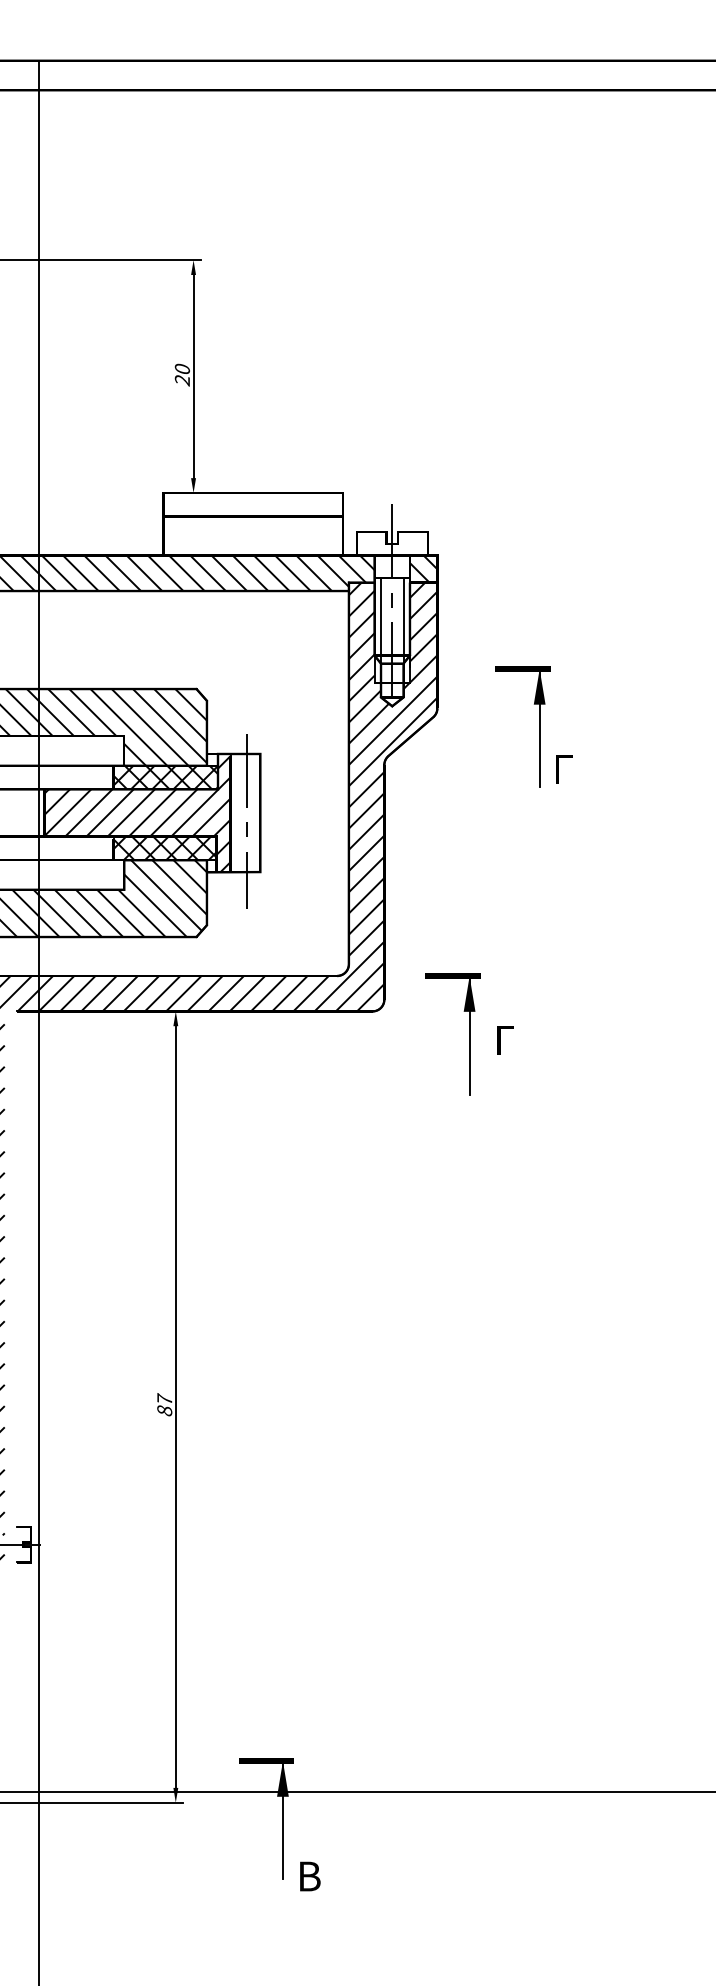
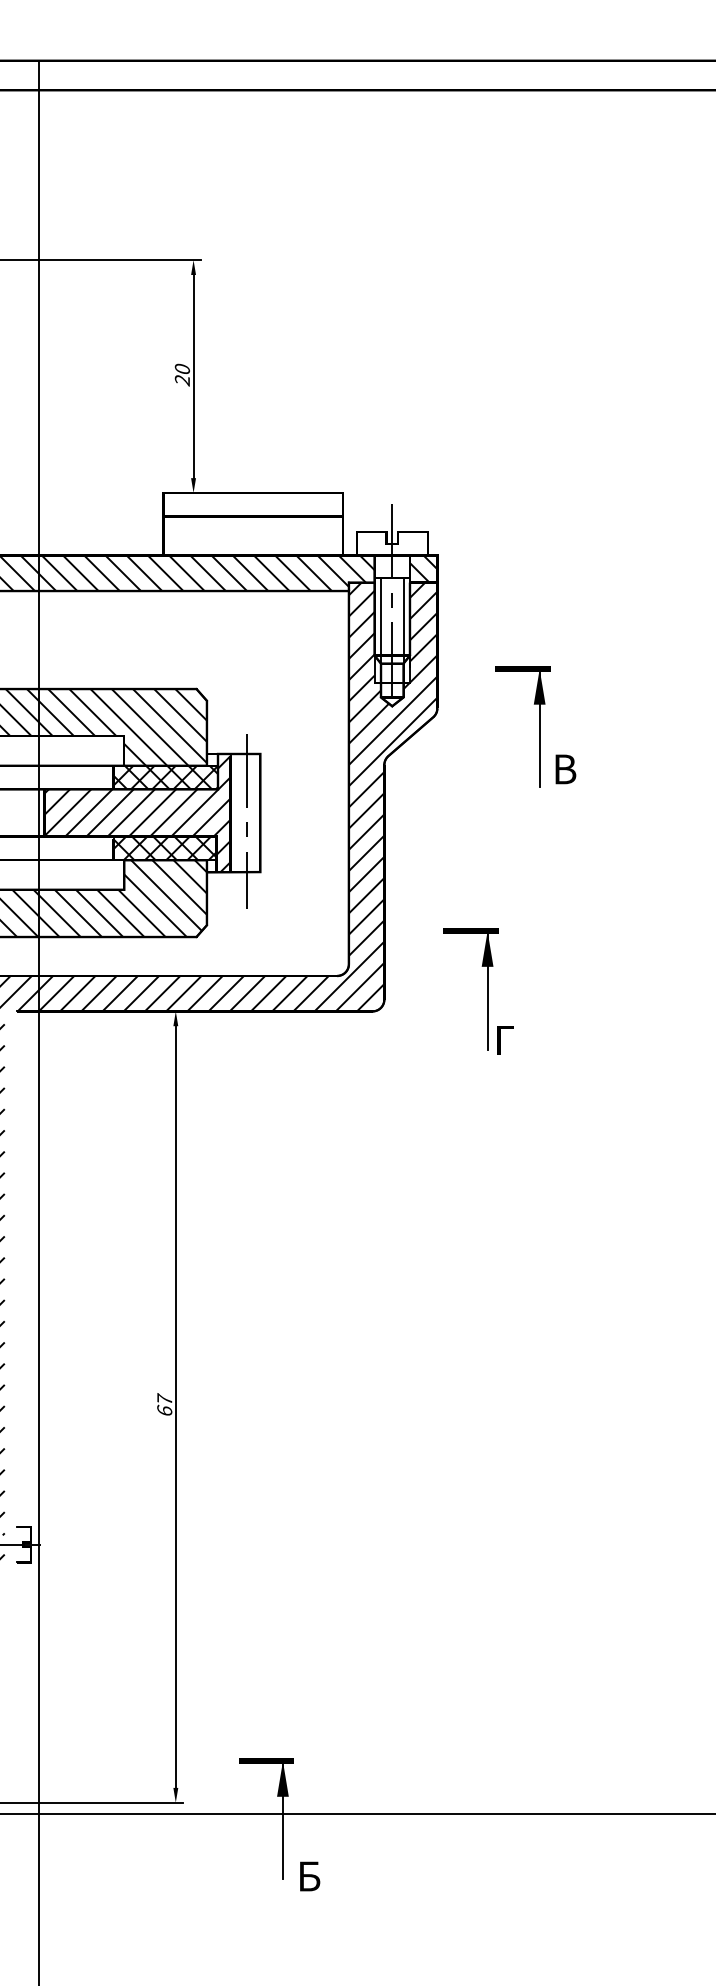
text: Г -> В (565, 769)
part position: (469, 1034) -> (487, 989) (487, 989)
text: 87 -> 67 (164, 1410)
line position: (357, 1792) -> (357, 1814) (357, 1814)
text: В -> Б (312, 1874)
